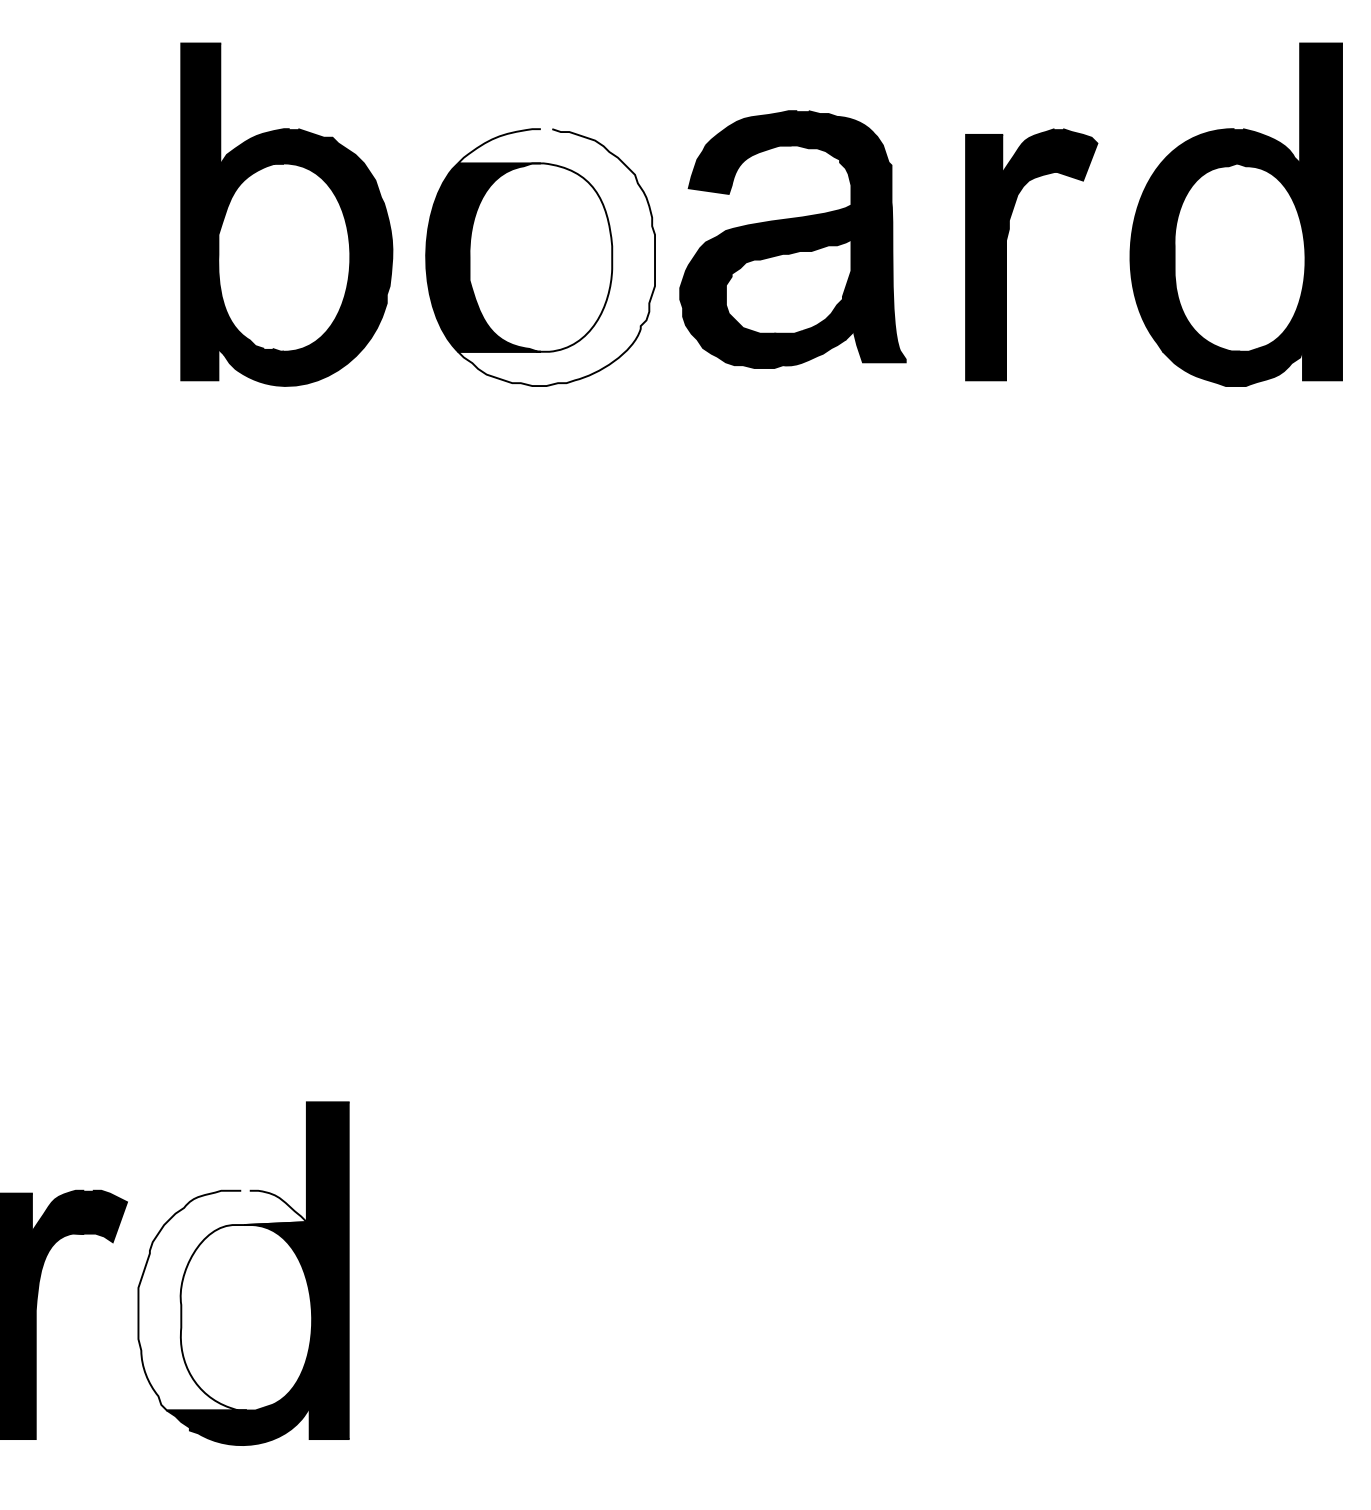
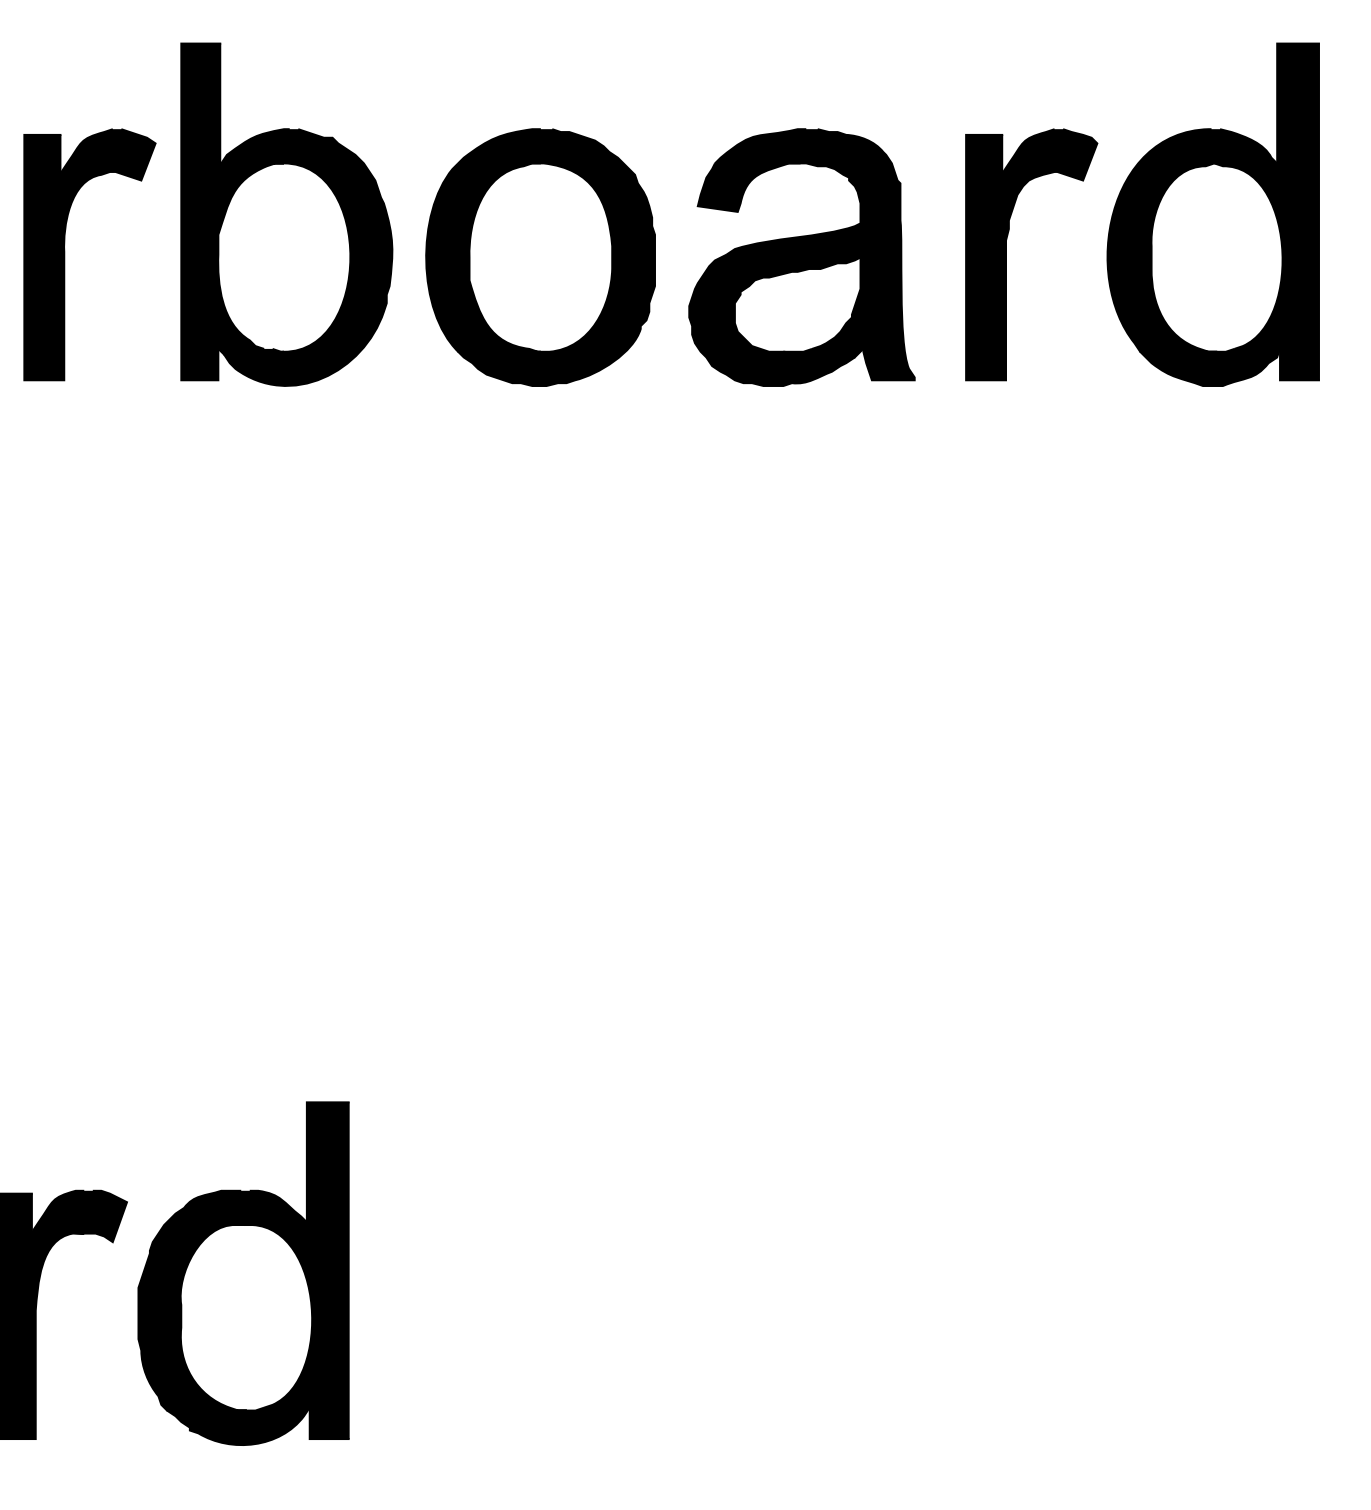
part position: (1235, 214) -> (1212, 214) (1212, 214)
part position: (792, 239) -> (801, 257) (801, 257)
part: none -> present (65, 254)
fill: none -> present (556, 257)
fill: none -> present (222, 1300)
